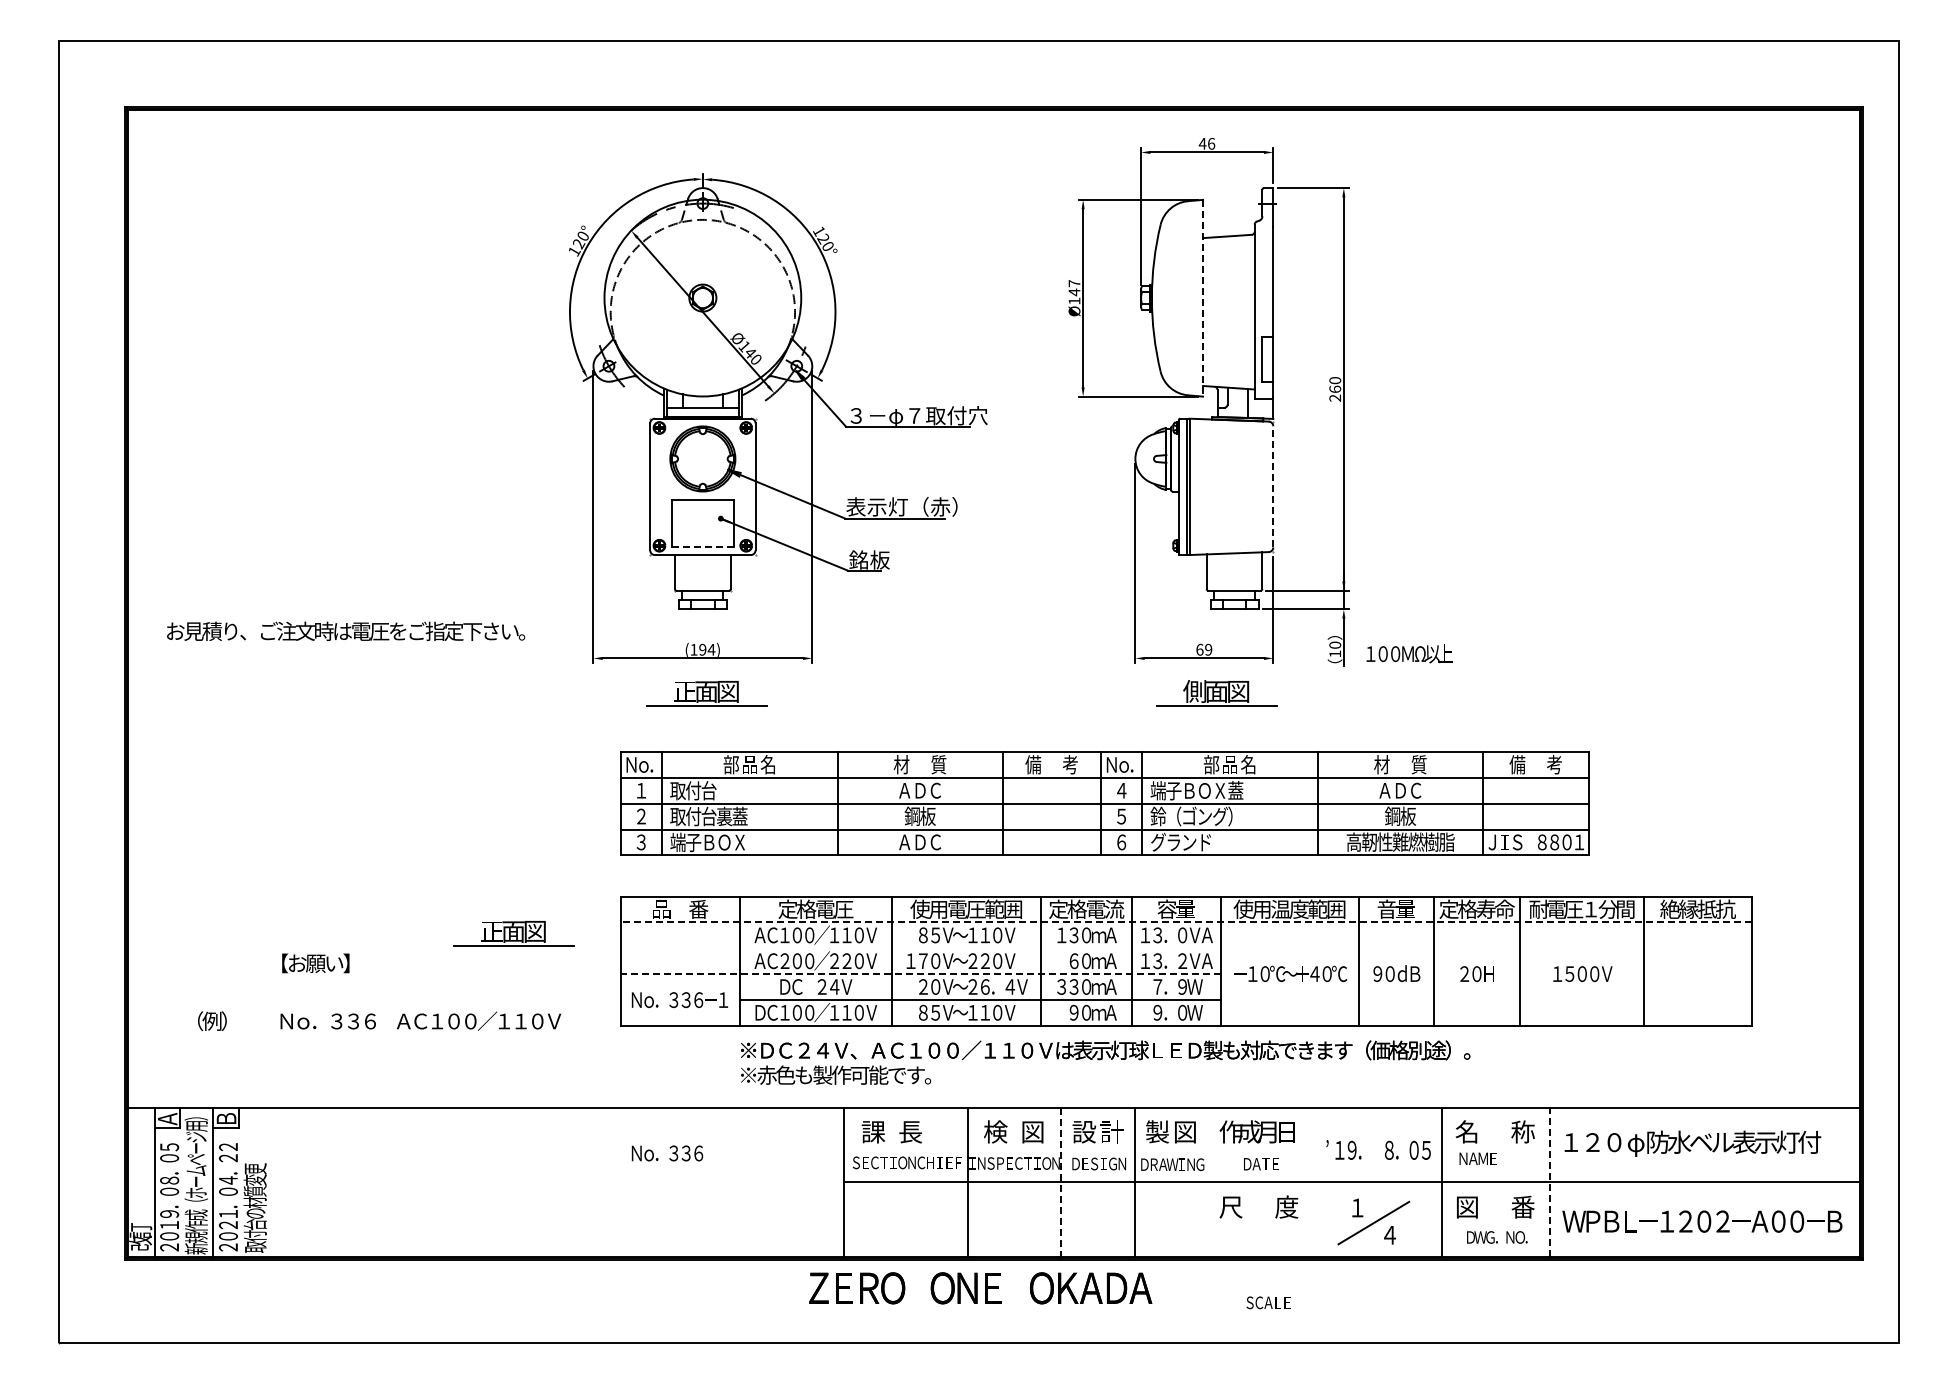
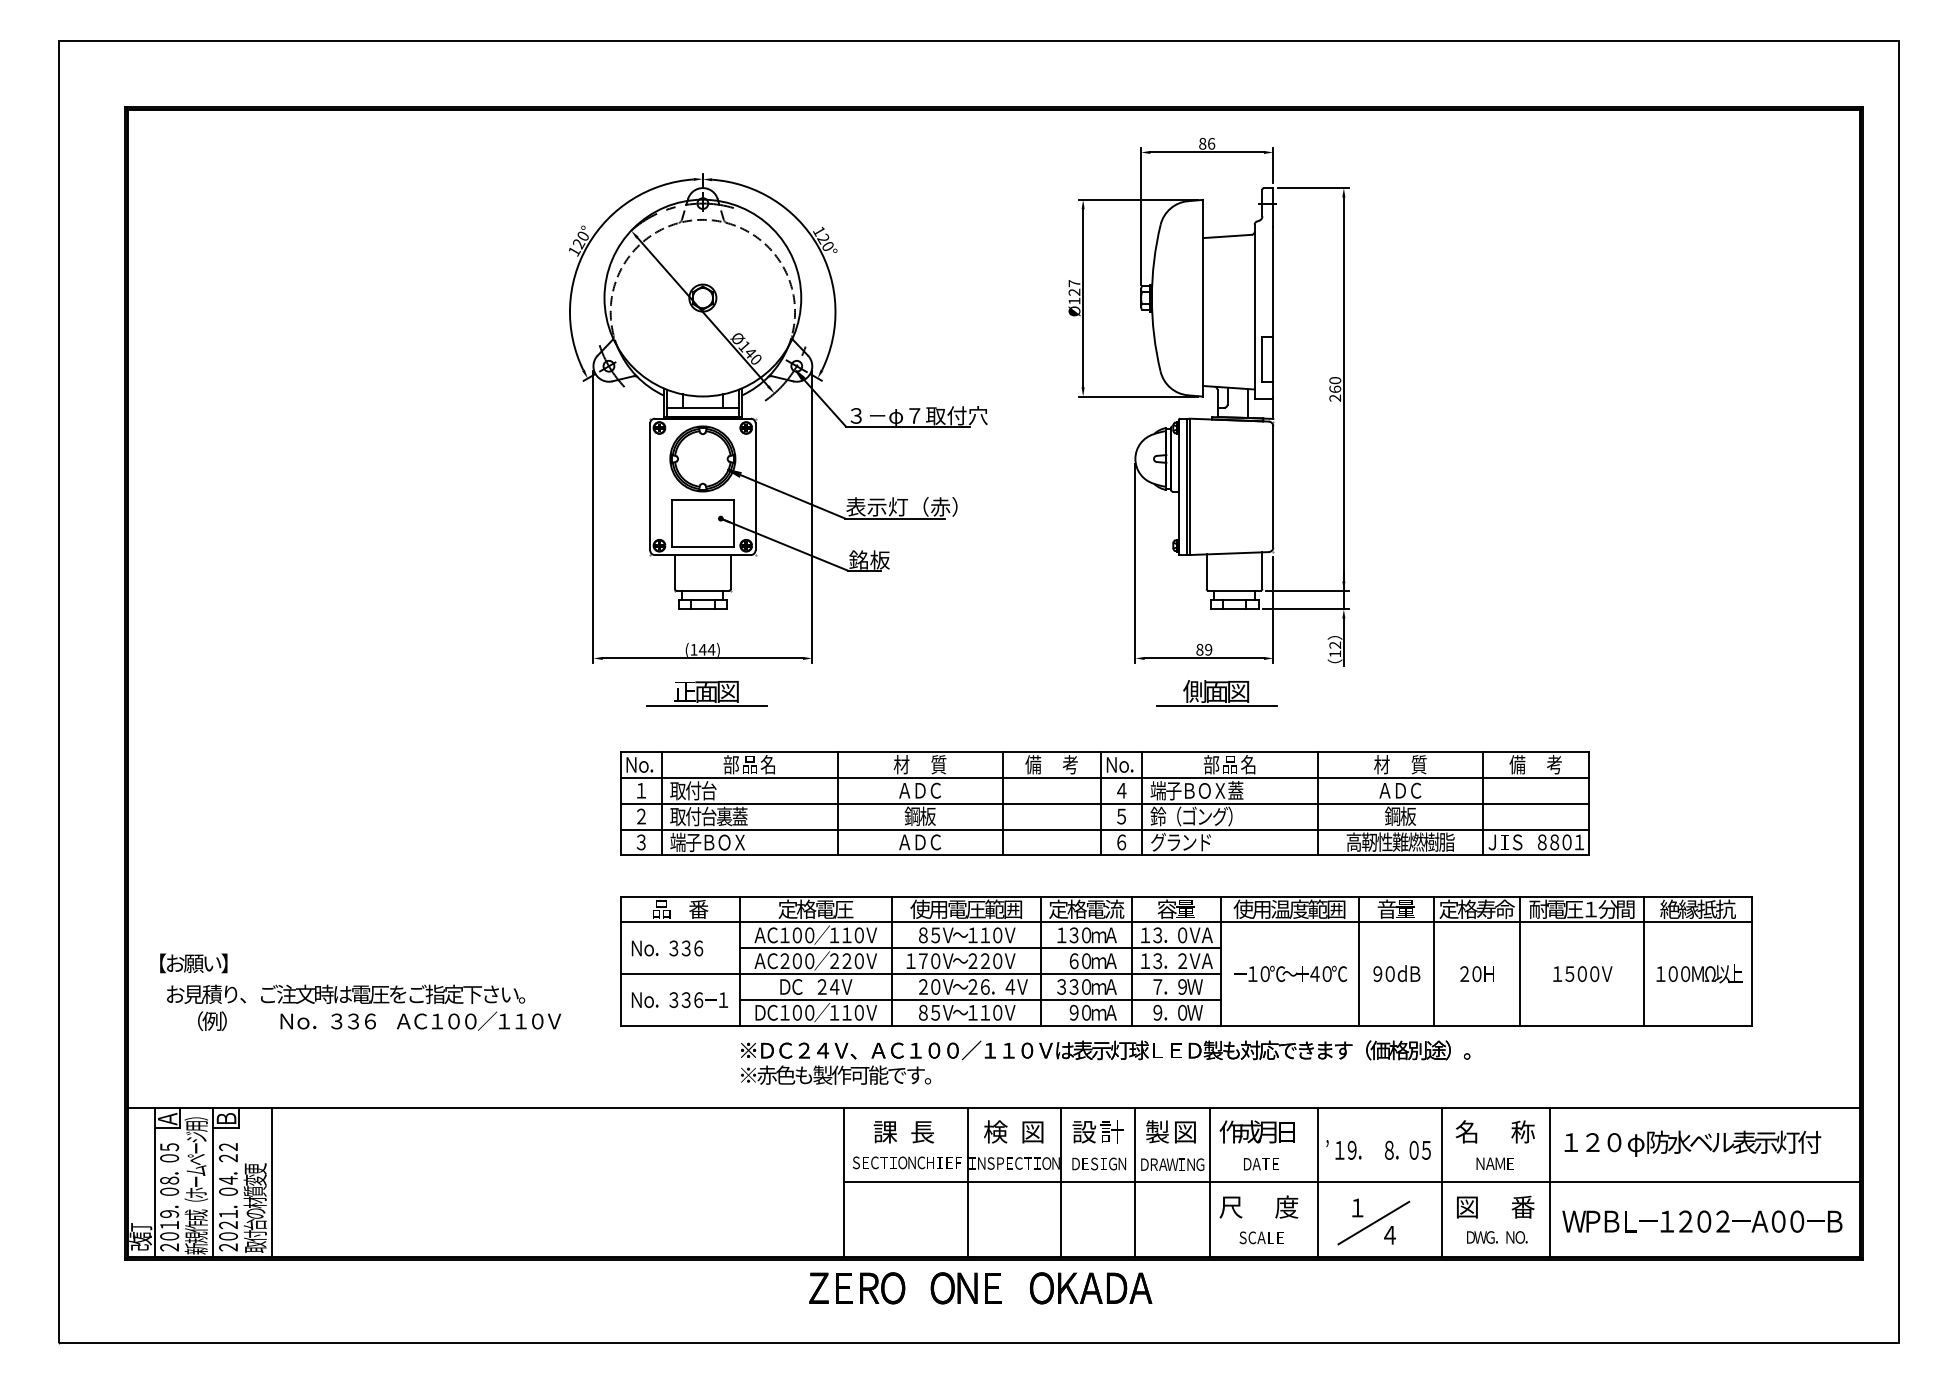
text: 46 -> 86 (1202, 143)
text: Ø147 -> Ø127 (1074, 292)
line: dashed -> solid (1203, 298)
line: dashed -> solid (1273, 486)
line: dashed -> solid (702, 546)
text position: (346, 630) -> (346, 993) (346, 993)
text: 10 -> 12 (1335, 644)
text: (194) -> (144) (702, 649)
text: 69 -> 89 (1199, 649)
text position: (1409, 653) -> (1699, 973) (1699, 973)
line: dashed -> solid (1185, 922)
part: present -> none (513, 933)
line: none -> present (979, 948)
text position: (315, 963) -> (193, 963) (193, 963)
line: dashed -> solid (920, 974)
text position: (891, 1132) -> (903, 1132) (903, 1132)
text position: (667, 1153) -> (667, 948) (667, 948)
text position: (1477, 1158) -> (1494, 1163) (1494, 1163)
line: none -> present (272, 1181)
line: none -> present (1209, 1181)
line: none -> present (1317, 1181)
line: dashed -> solid (1550, 1181)
line: dashed -> solid (1060, 1182)
text position: (1268, 1302) -> (1261, 1237) (1261, 1237)
